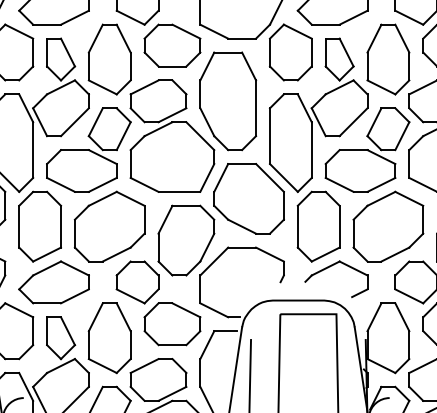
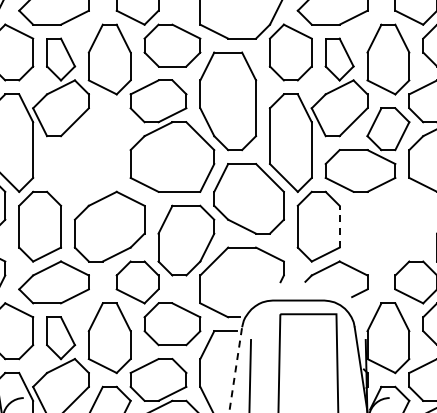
part: present -> none (88, 149)
line: solid -> dashed (339, 226)
part: present -> none (388, 226)
line: solid -> dashed (235, 369)
